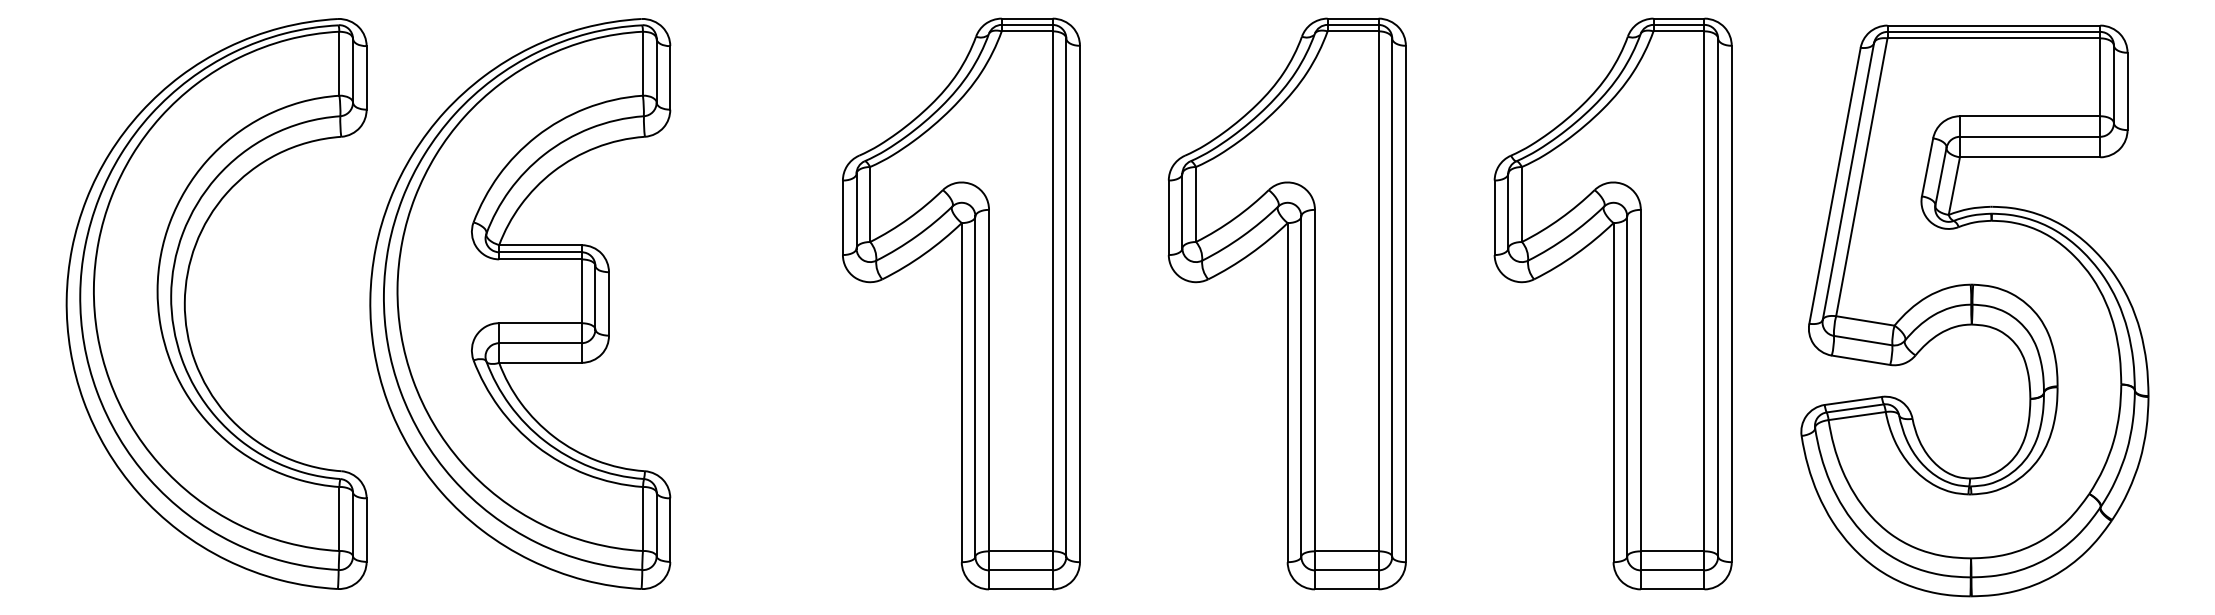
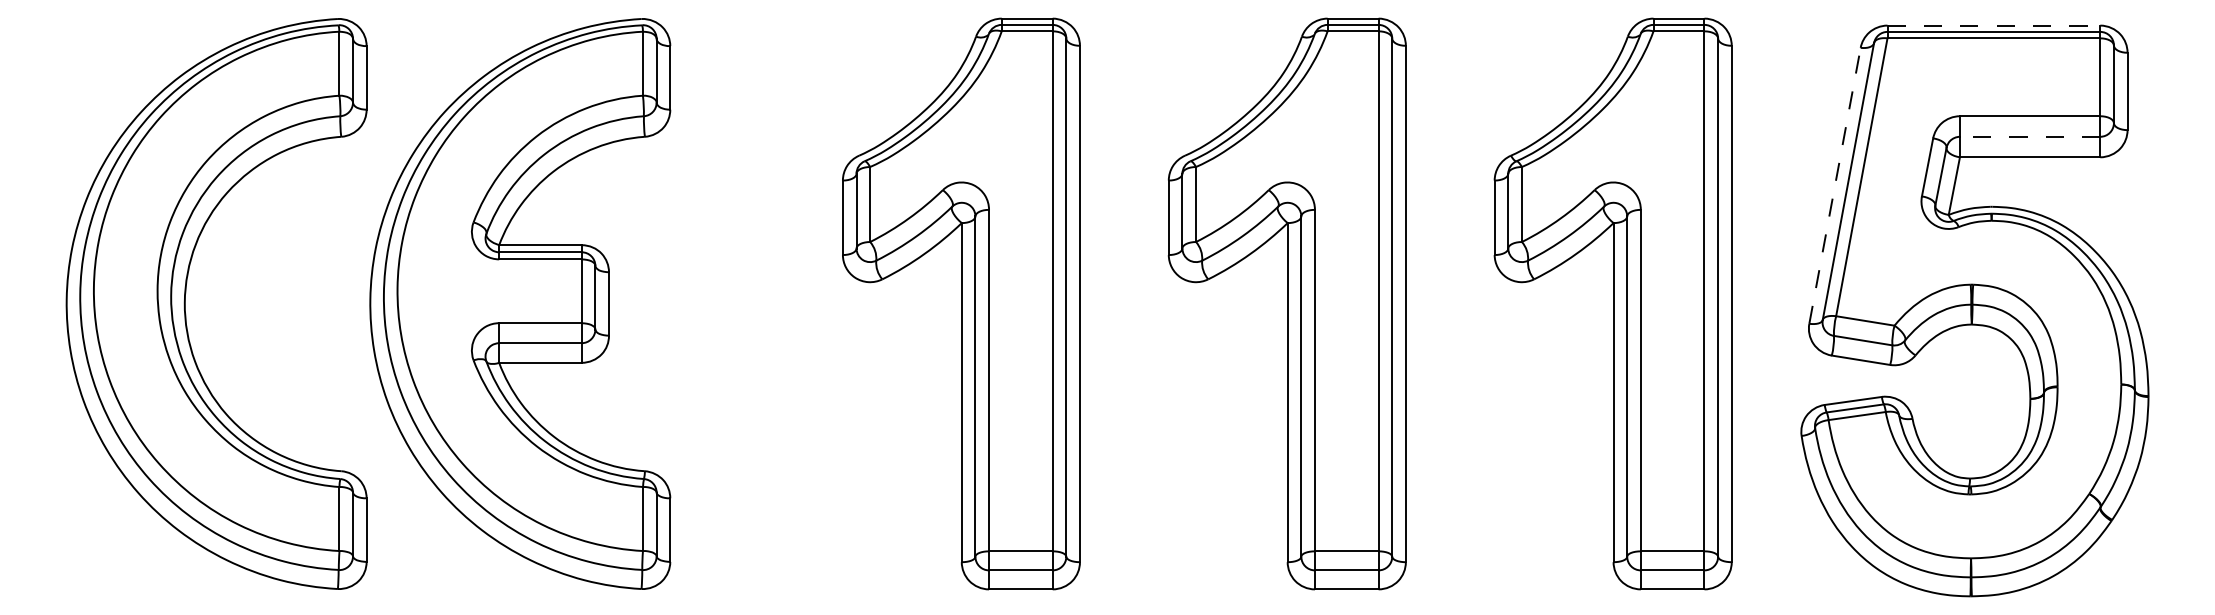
line: solid -> dashed (1994, 25)
line: solid -> dashed (2029, 136)
line: solid -> dashed (1835, 185)
